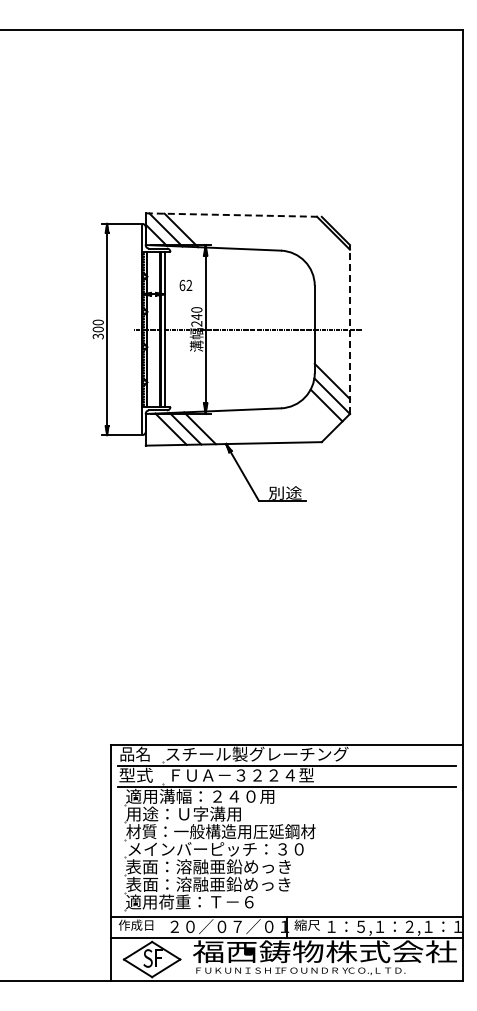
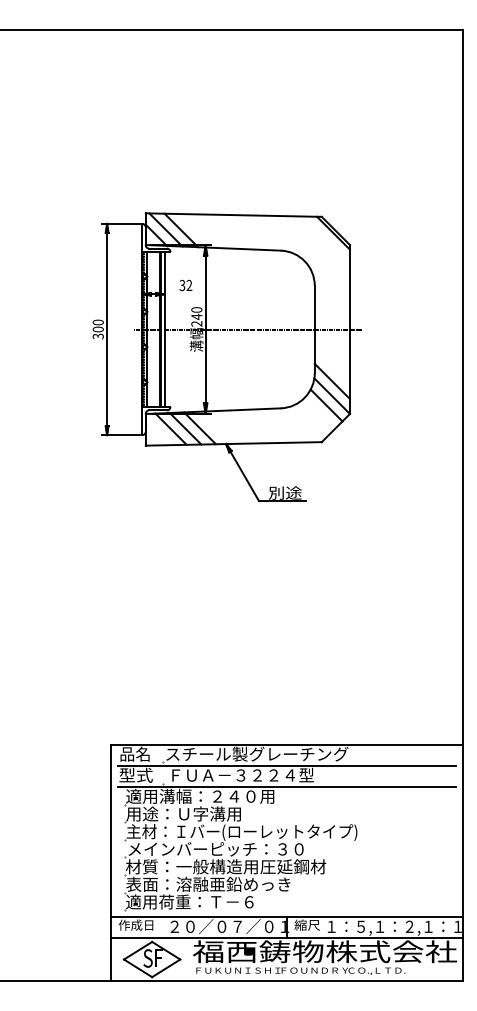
line: dashed -> solid (234, 215)
text: 62 -> 32 (182, 285)
line: dashed -> solid (349, 329)
text: 材質：一般構造用圧延鋼材 -> 主材：Ｉバー(ローレットタイプ) (241, 832)
text: 表面：溶融亜鉛めっき -> 材質：一般構造用圧延鋼材 (225, 866)
